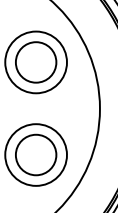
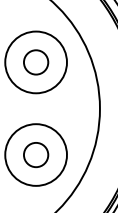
circle diameter: 41 px -> 24 px (35, 62)
circle diameter: 41 px -> 24 px (35, 154)
